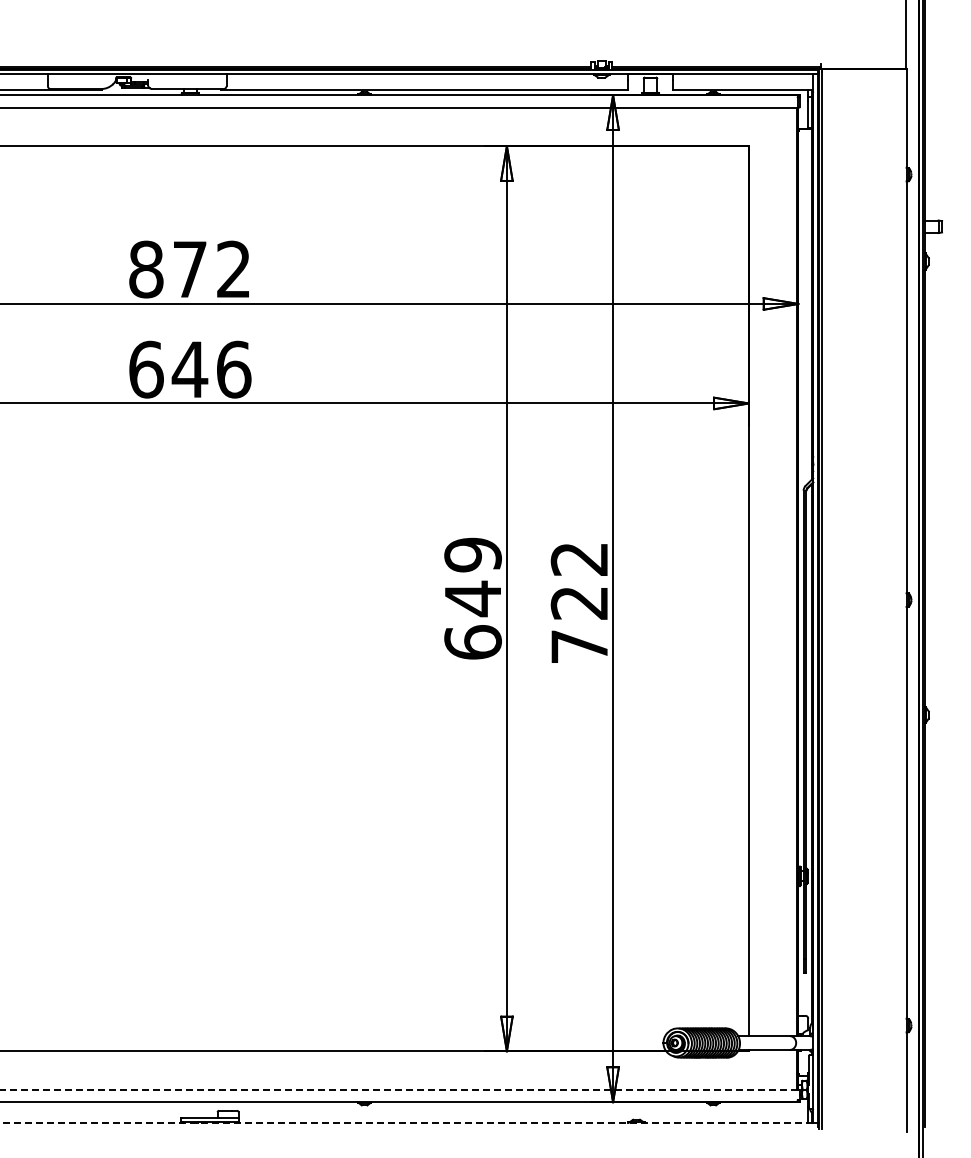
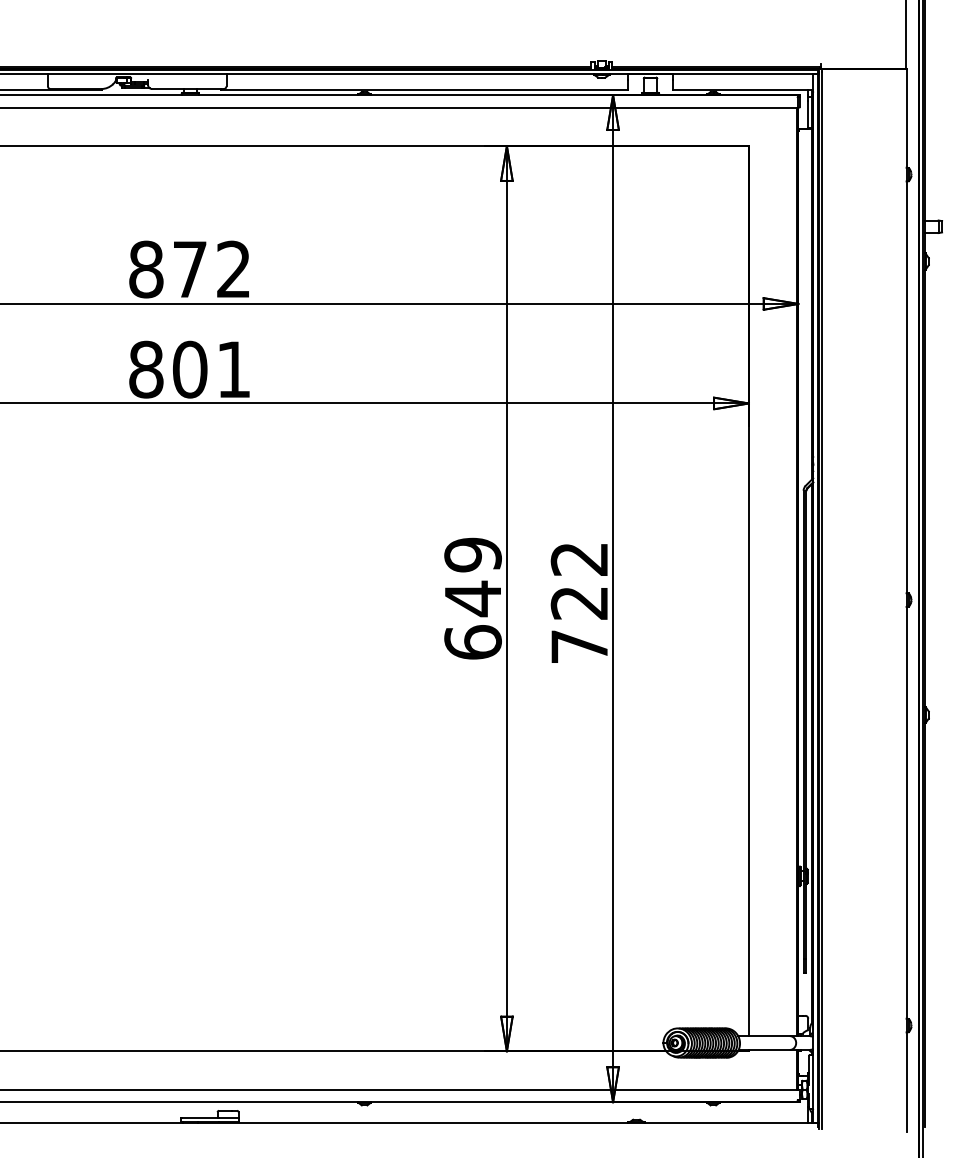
text: 646 -> 801 (190, 369)
line: dashed -> solid (399, 1089)
line: dashed -> solid (409, 1123)
